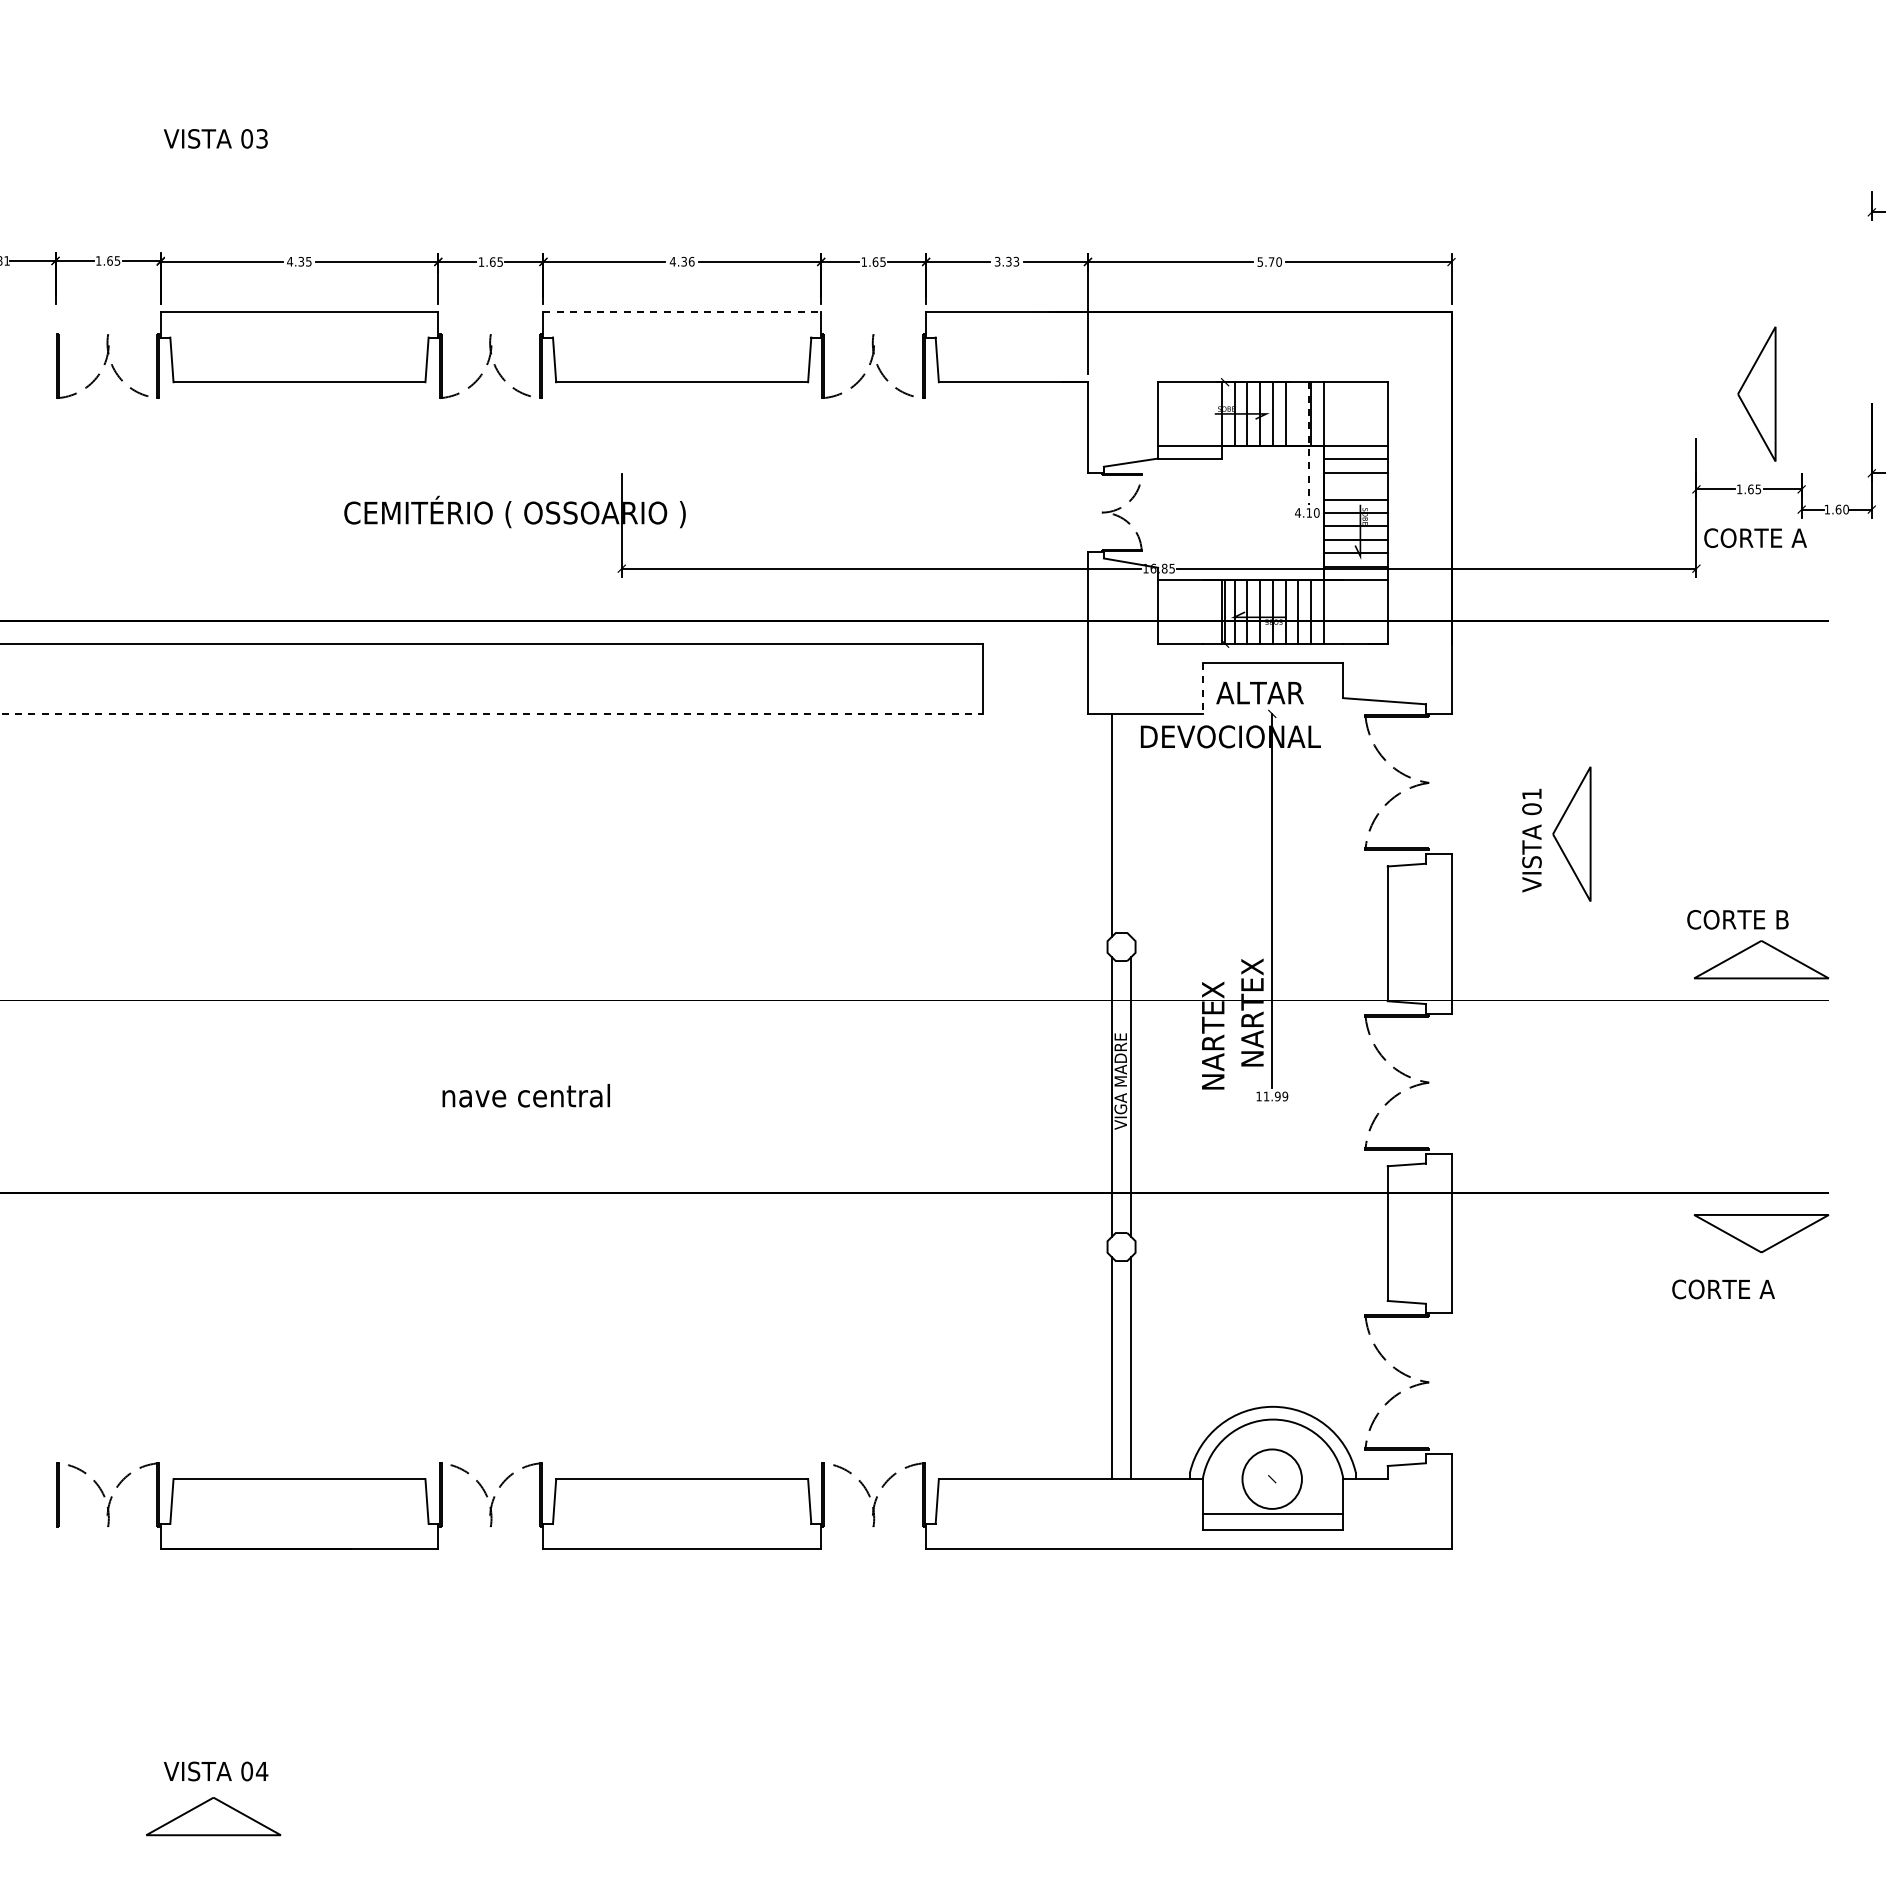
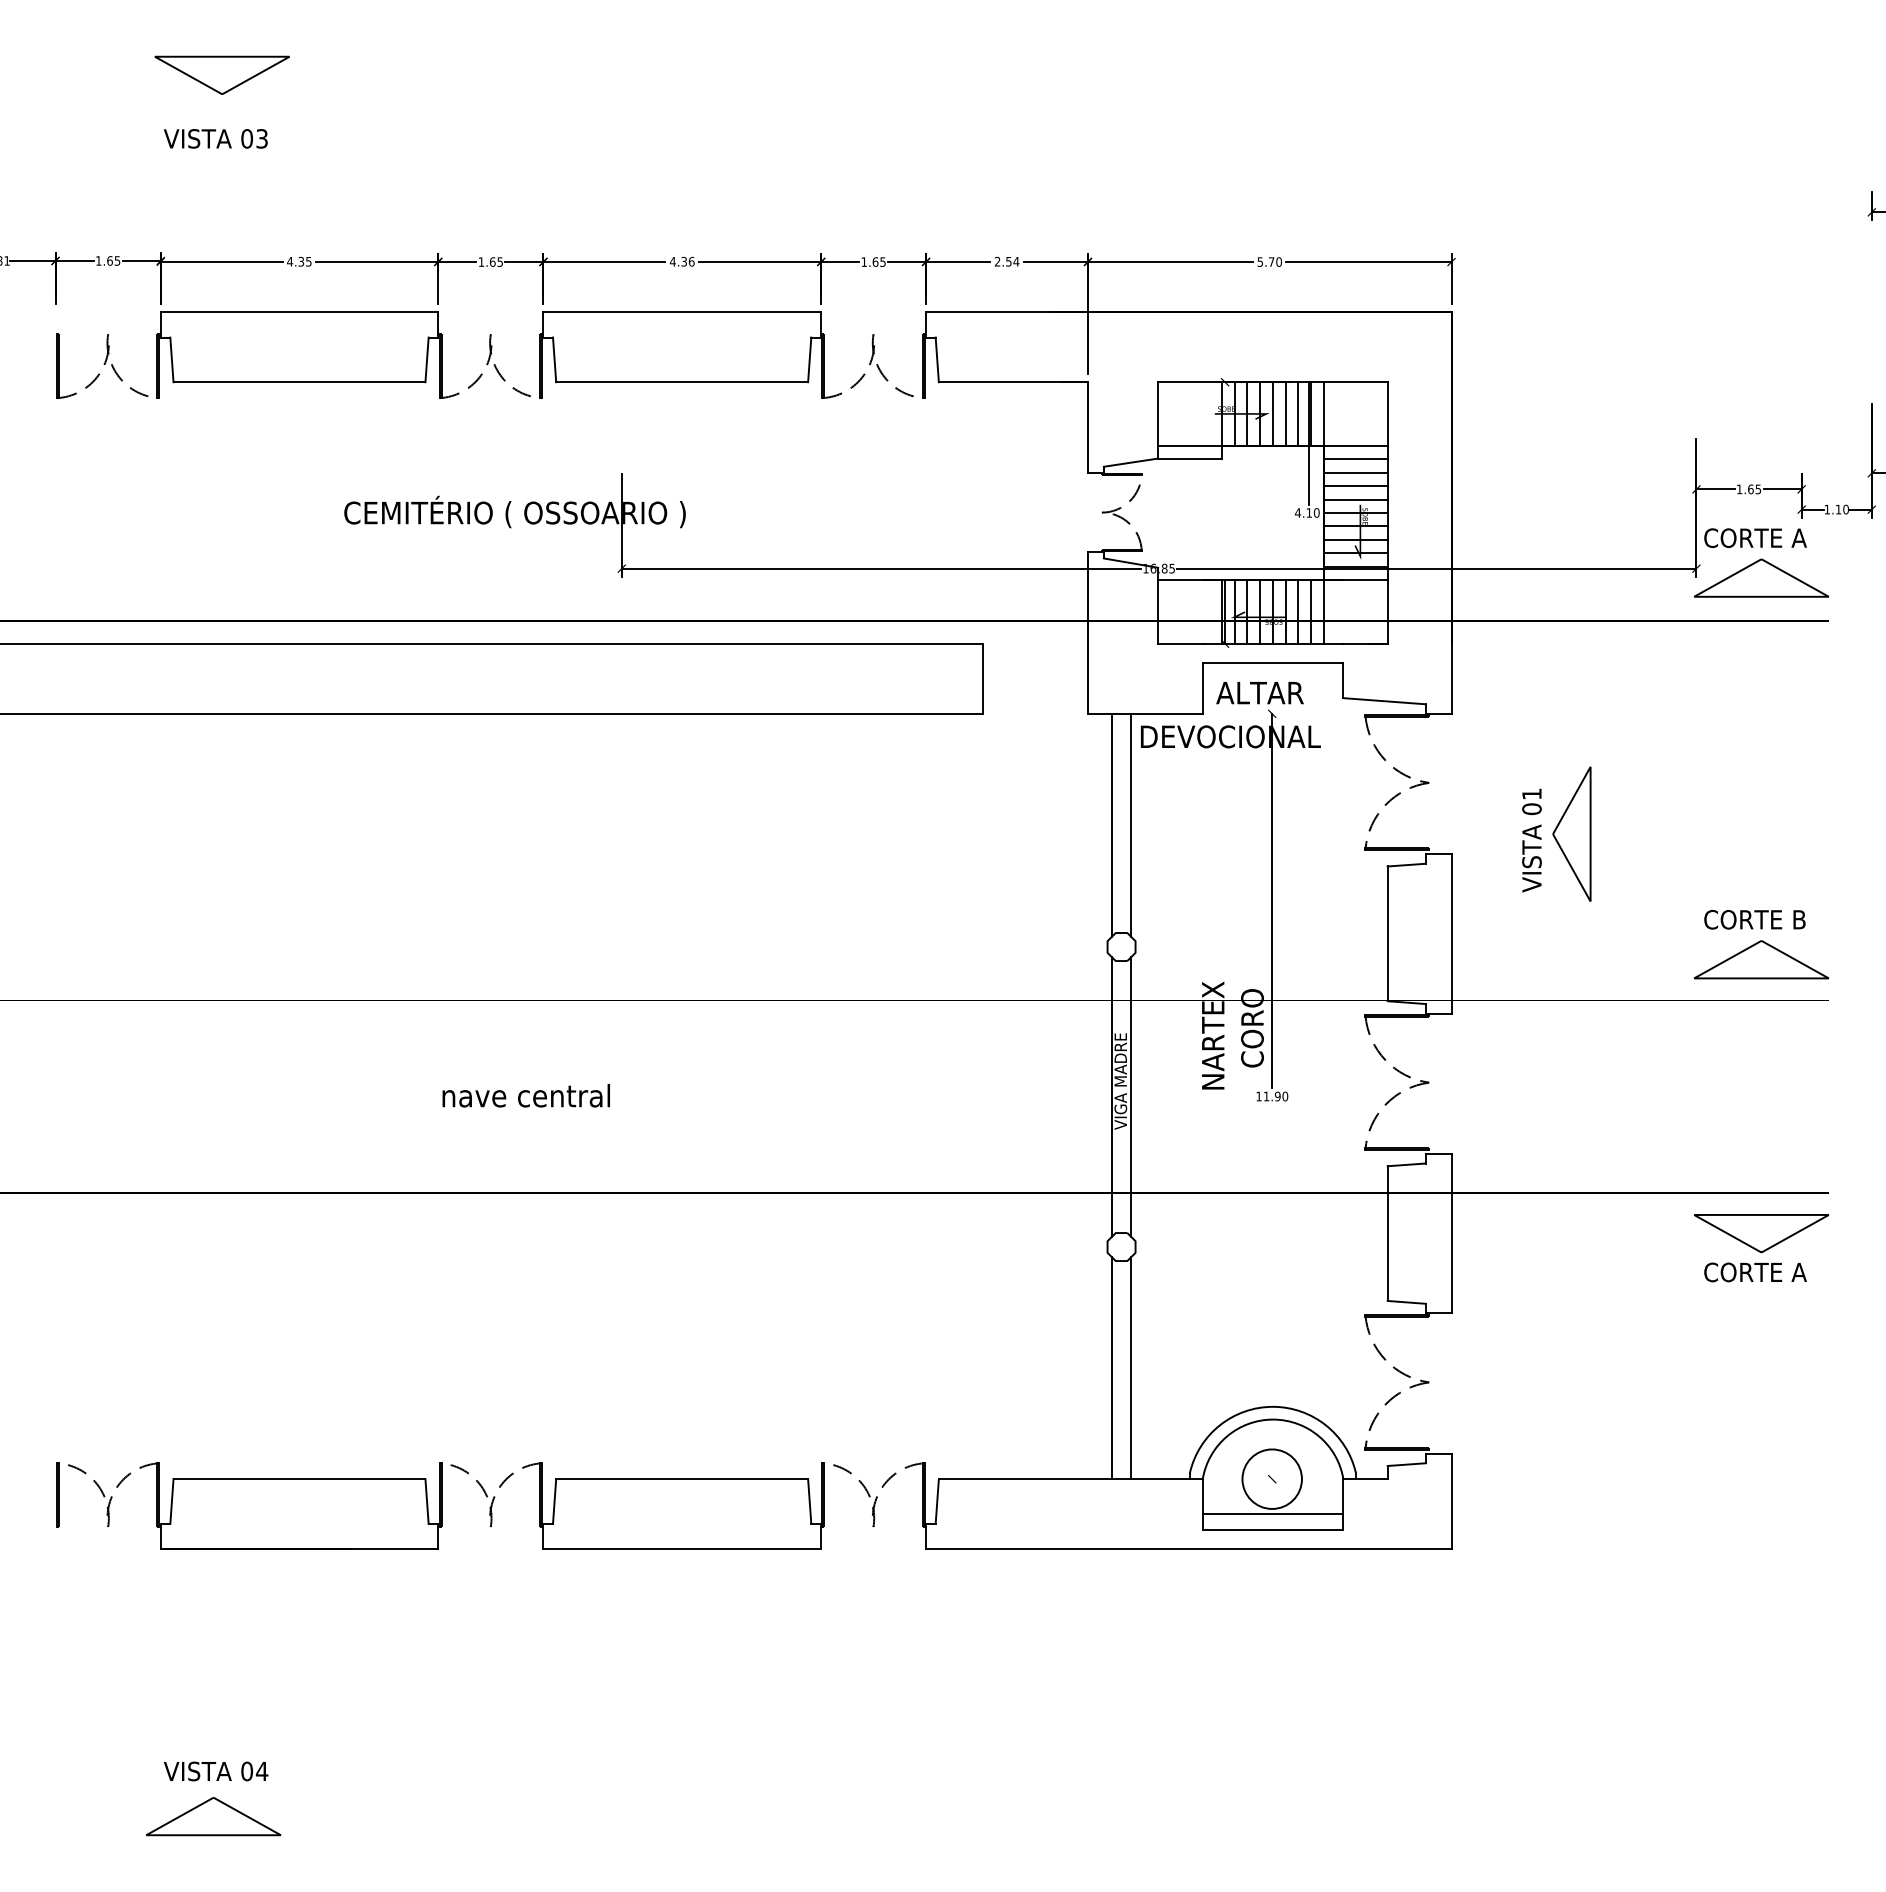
part: none -> present (221, 74)
text: 3.33 -> 2.54 (1006, 261)
line: dashed -> solid (682, 312)
part: present -> none (1756, 393)
line: none -> present (1298, 414)
line: dashed -> solid (1309, 444)
line: none -> present (1355, 486)
text: 1.60 -> 1.10 (1838, 509)
part: none -> present (1761, 577)
line: dashed -> solid (1202, 688)
line: dashed -> solid (491, 713)
line: none -> present (1131, 824)
text position: (1737, 919) -> (1754, 919) (1754, 919)
text: NARTEX -> CORO (1252, 1012)
text: 11.99 -> 11.90 (1285, 1096)
text position: (1723, 1289) -> (1755, 1272) (1755, 1272)
